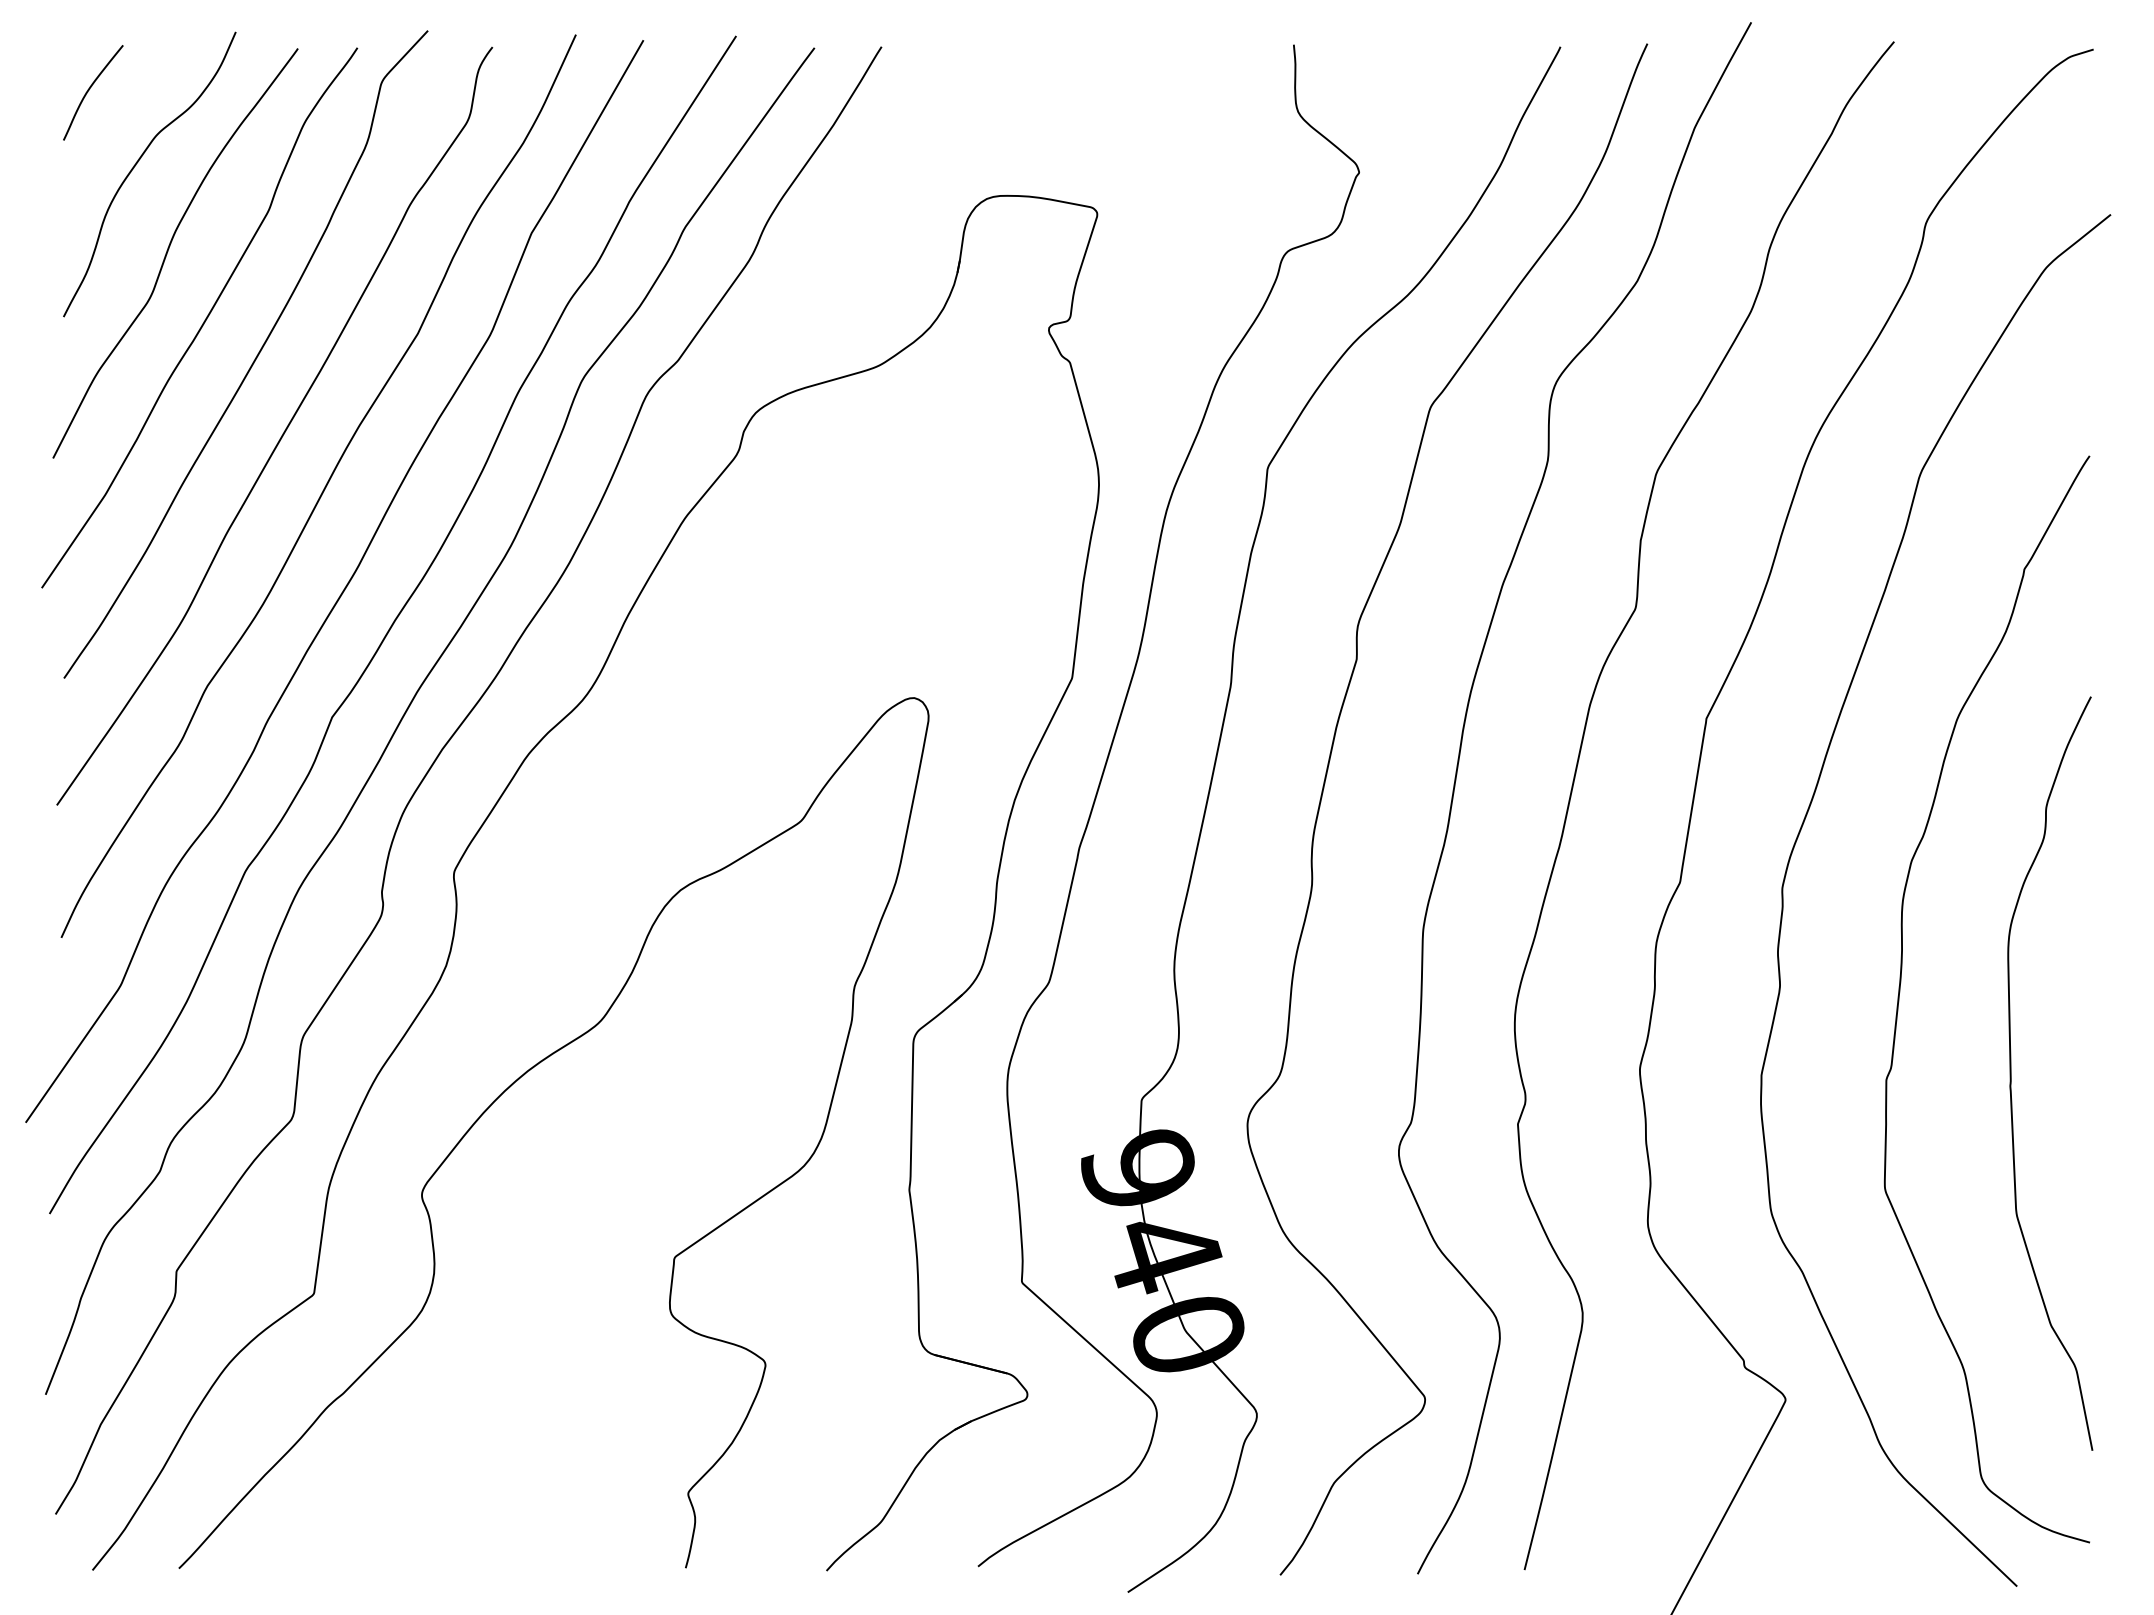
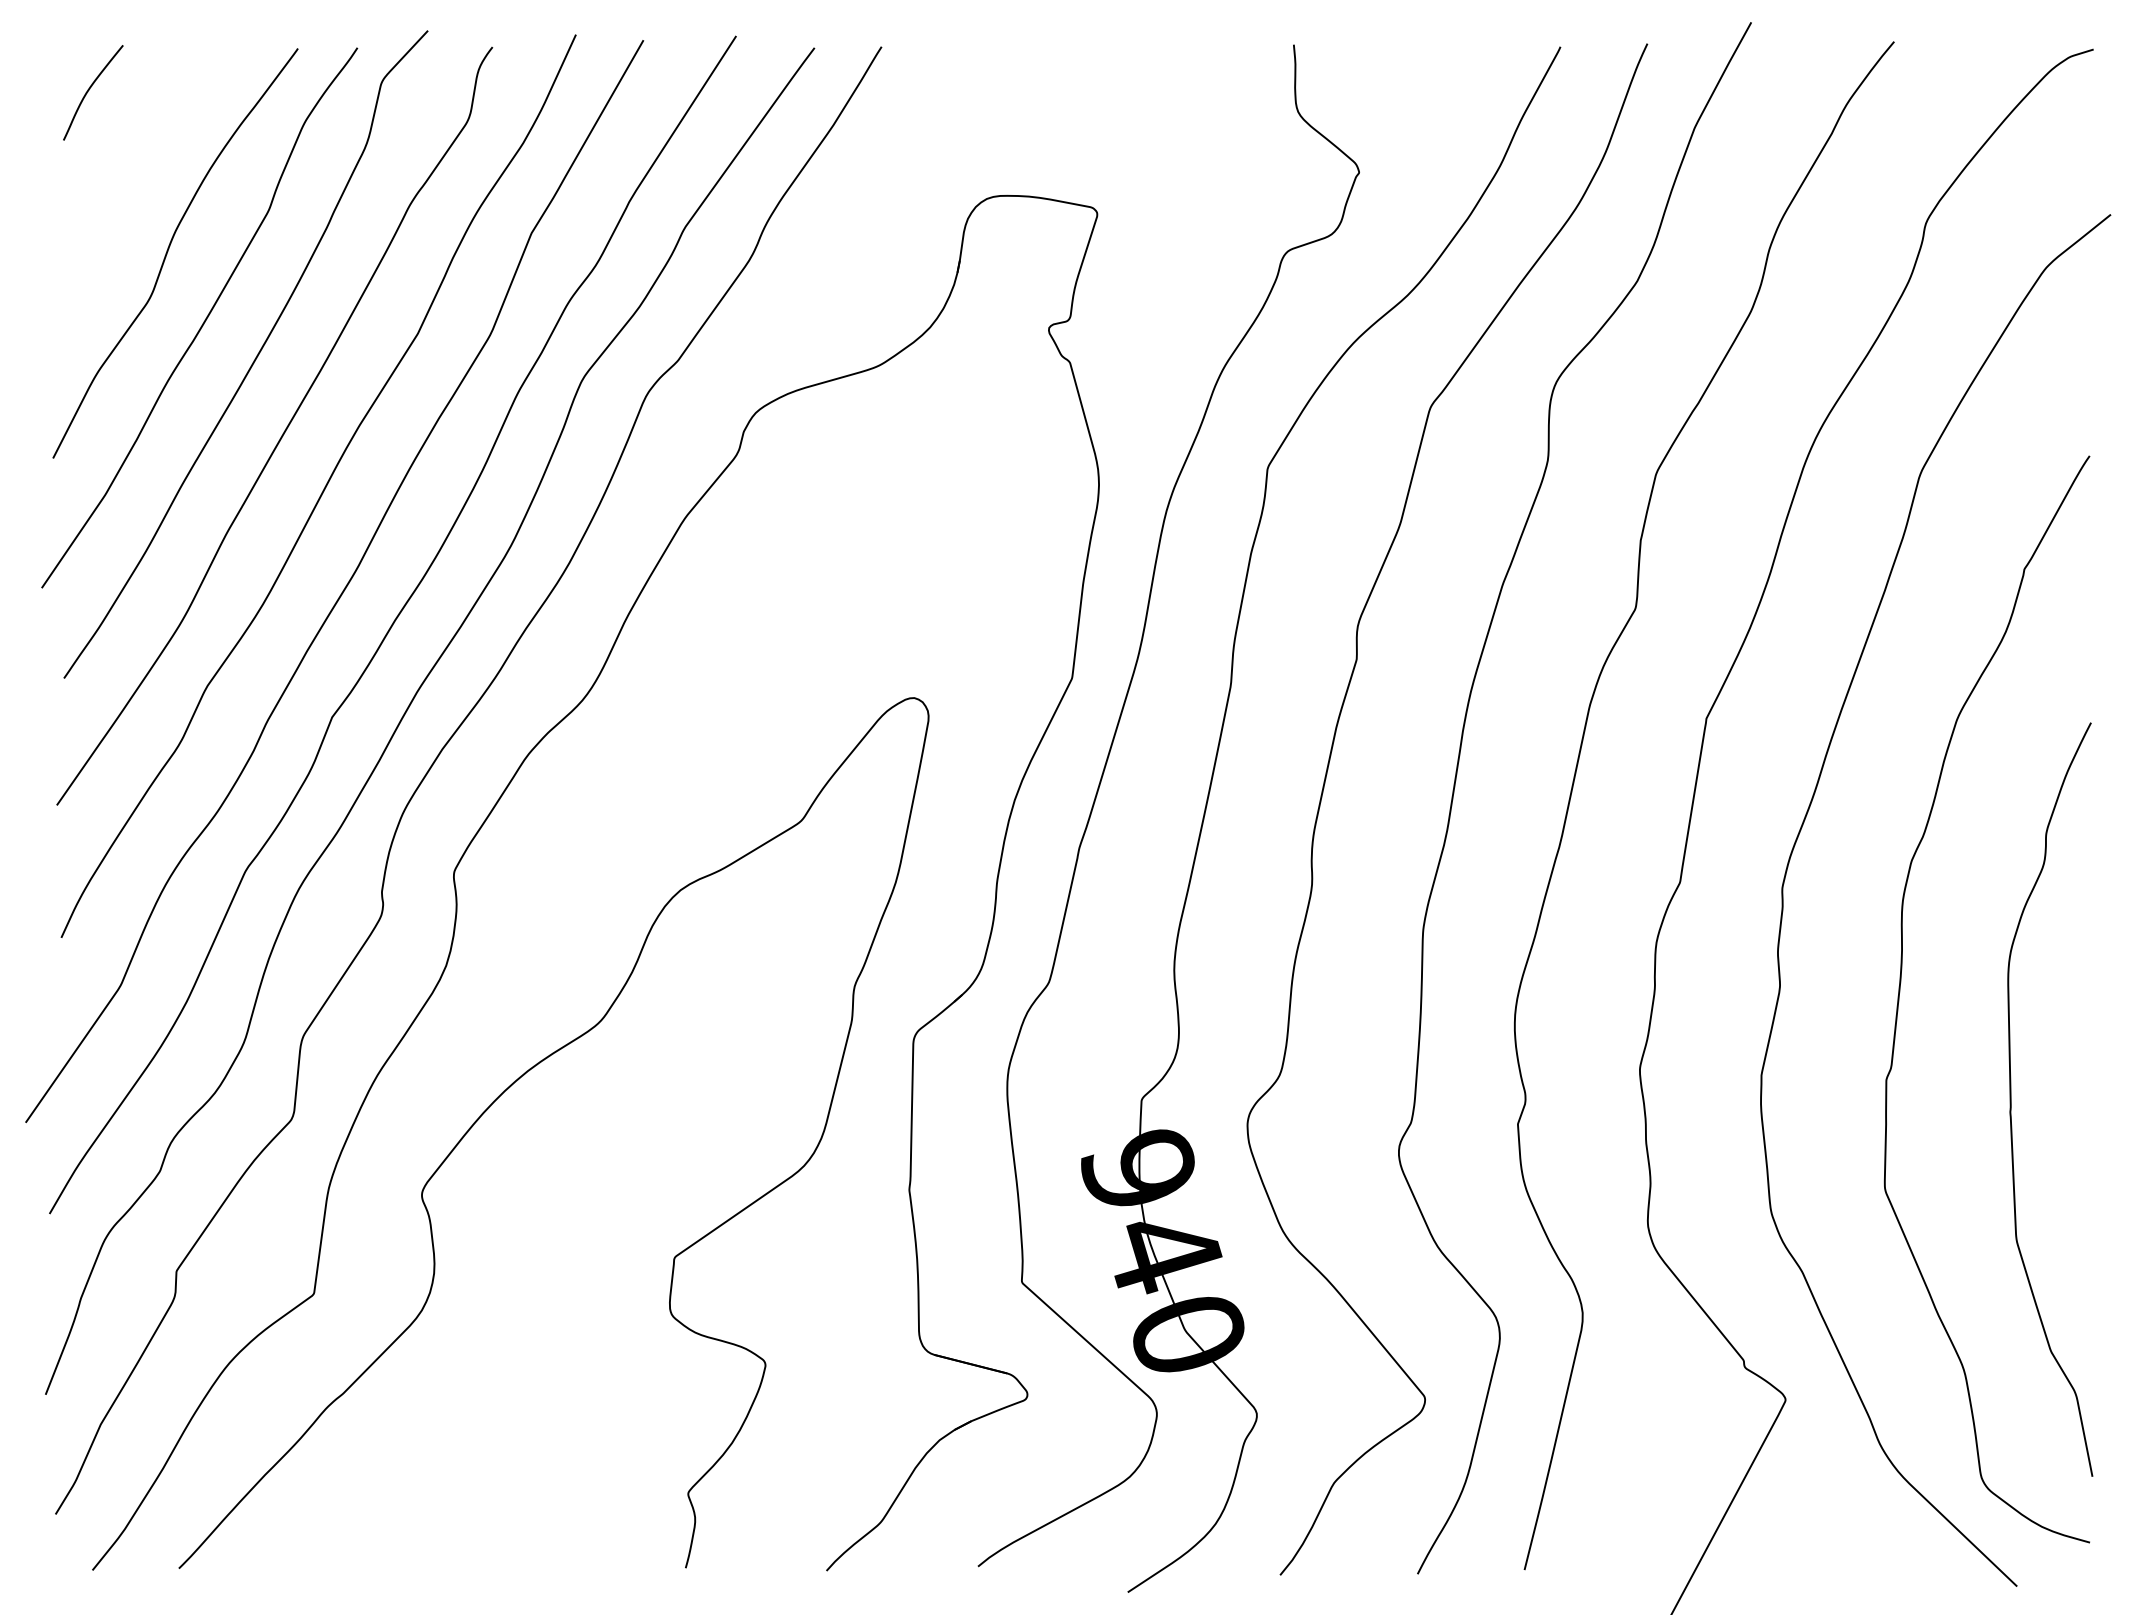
curve: present -> none (136, 165)
curve position: (2011, 1073) -> (2011, 1099) (2011, 1099)
